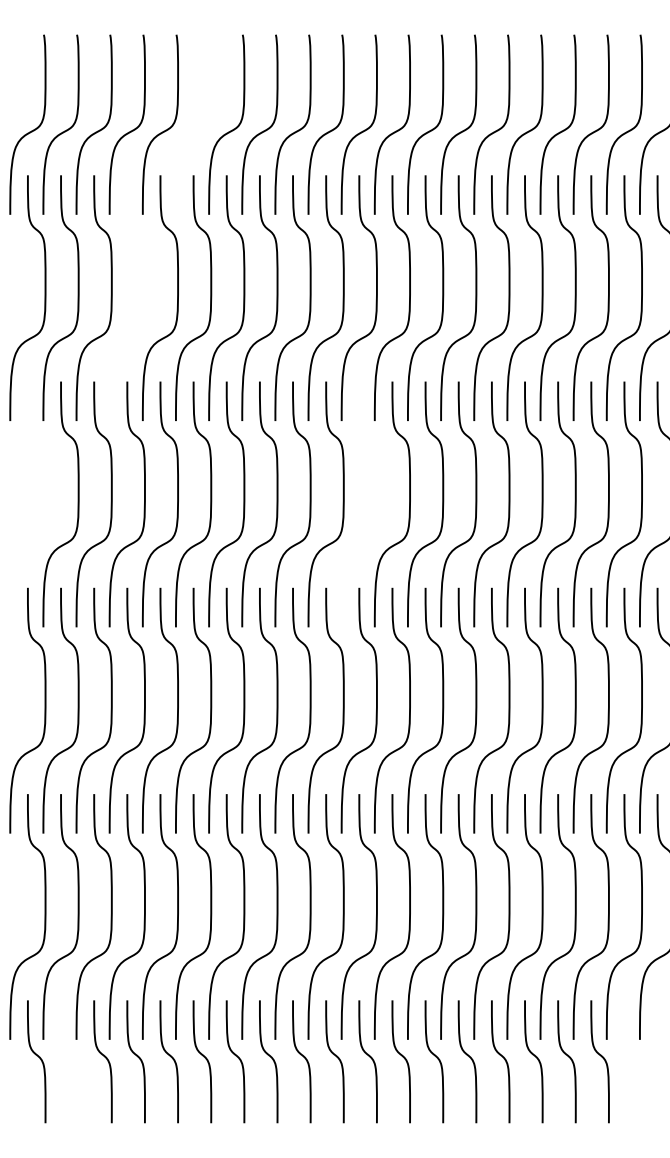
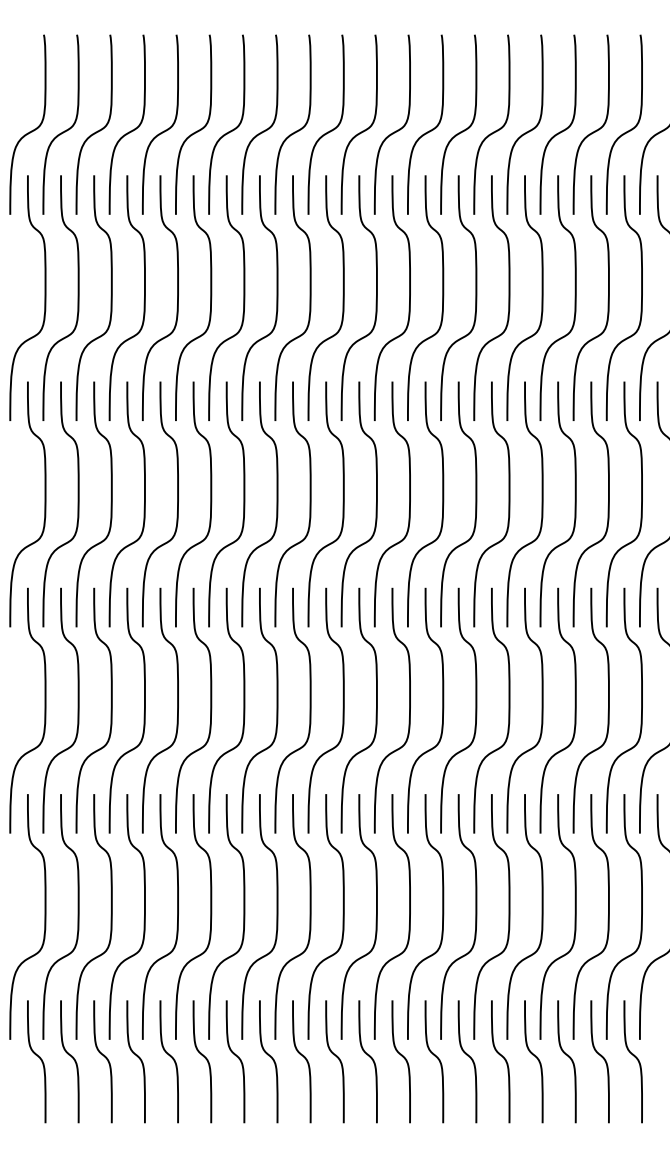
curve: none -> present (198, 129)
curve: none -> present (143, 301)
curve: none -> present (44, 504)
curve: none -> present (375, 507)
curve: none -> present (72, 1058)
curve: none -> present (635, 1058)
